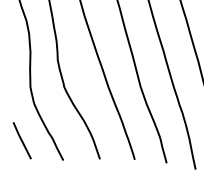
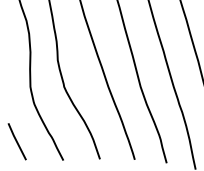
line position: (21, 140) -> (16, 141) (16, 141)
